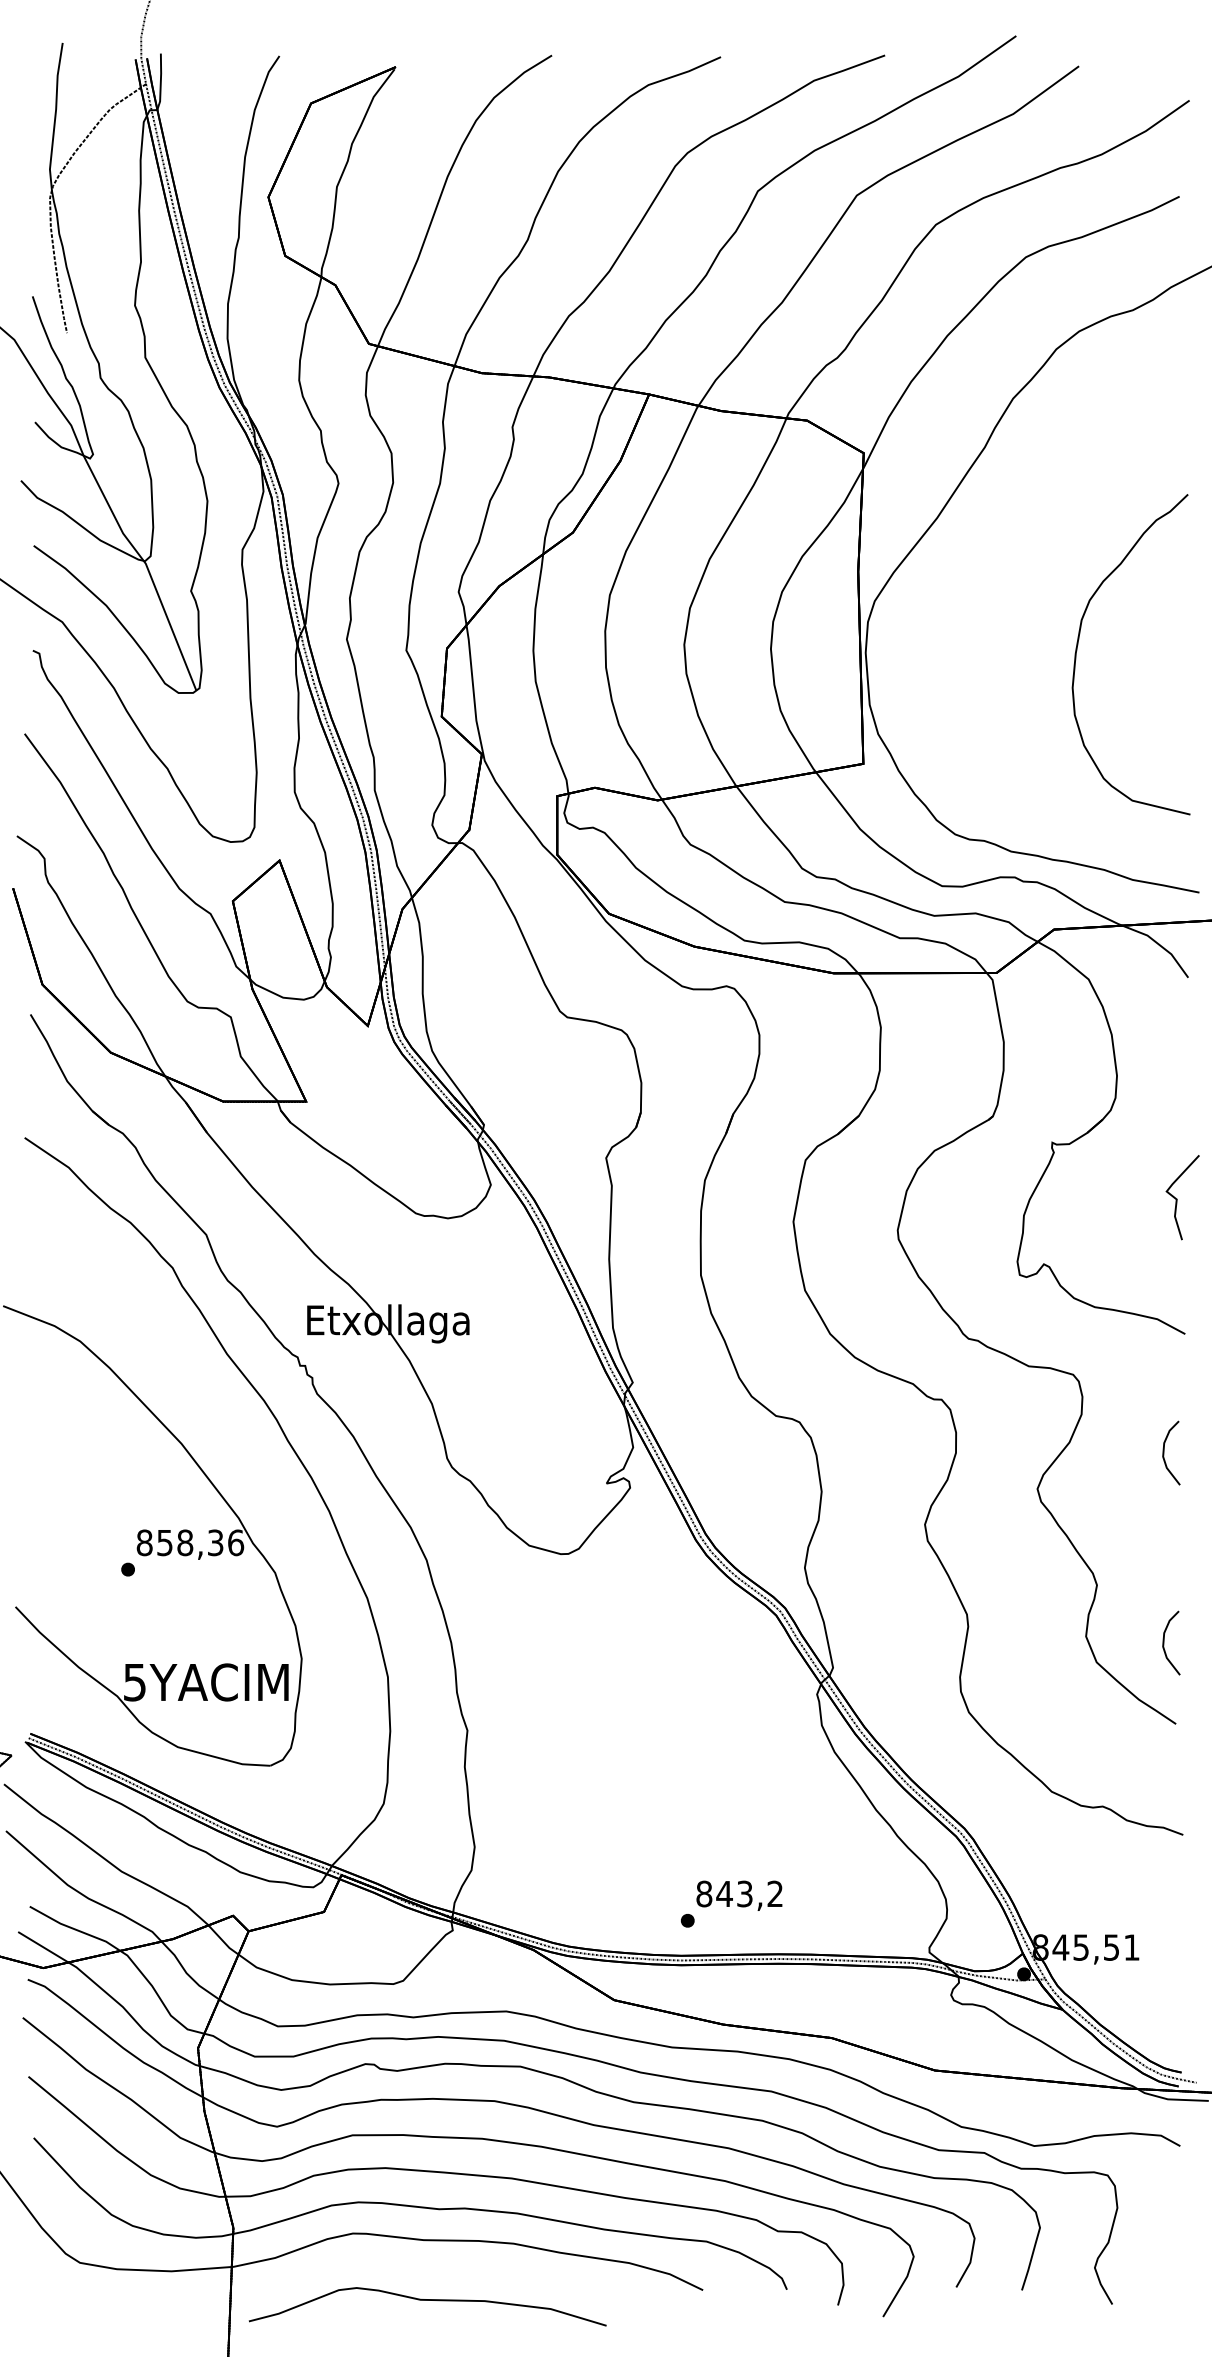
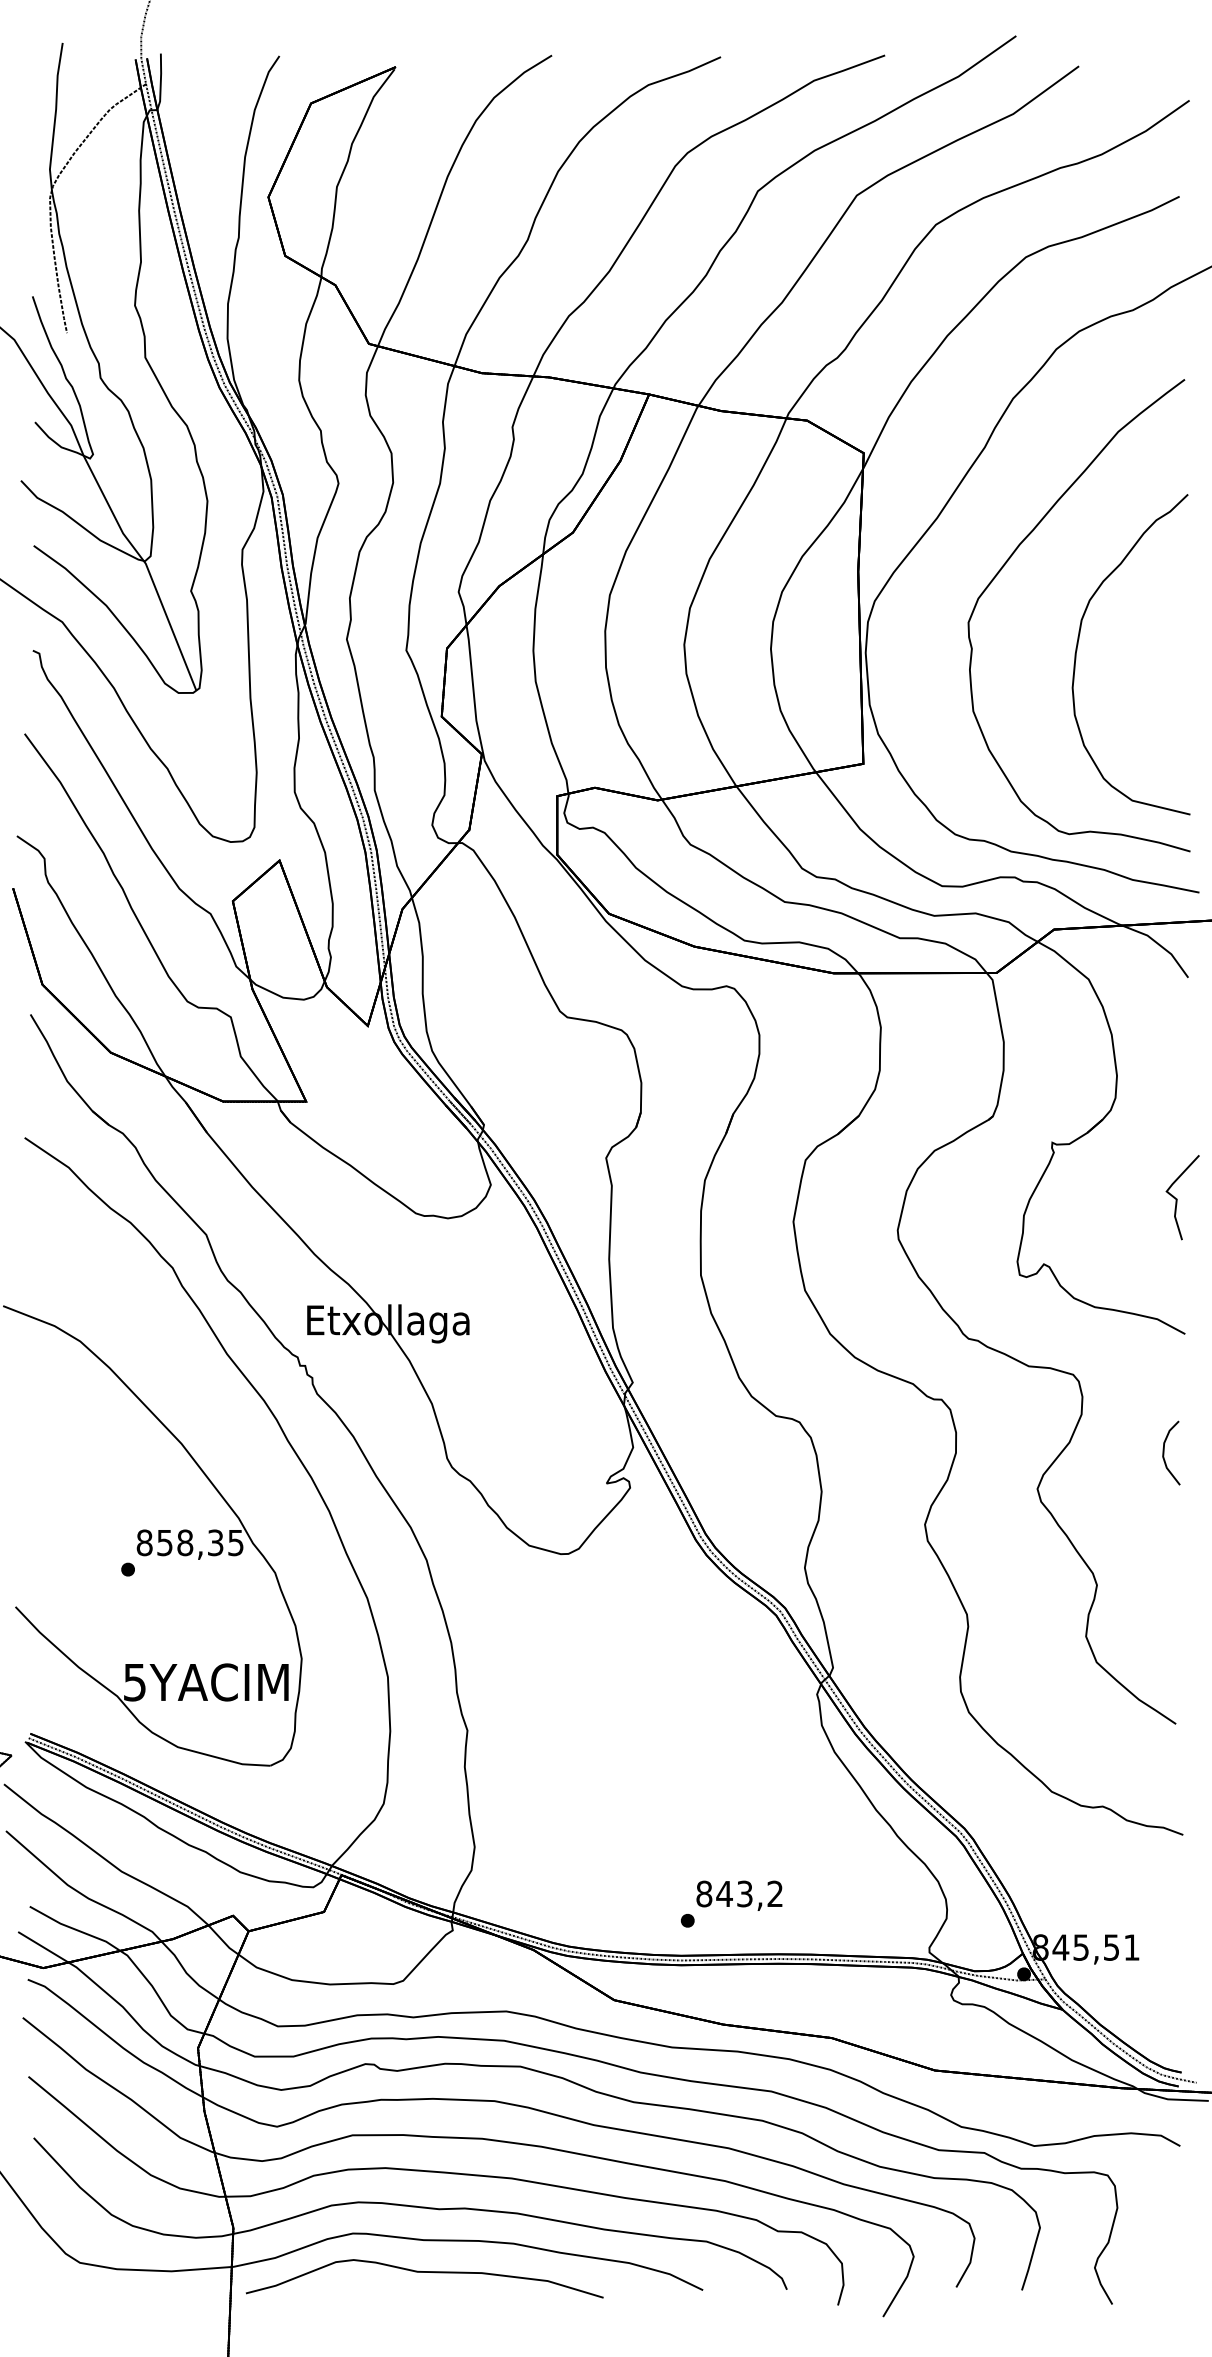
part: none -> present (1008, 561)
text: 858,36 -> 858,35 (236, 1542)
curve: present -> none (1164, 1642)
part position: (427, 2306) -> (424, 2278) (424, 2278)
